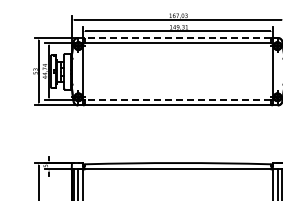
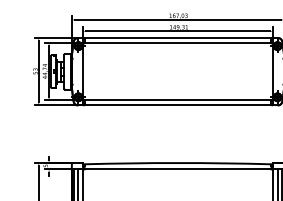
line: dashed -> solid (177, 37)
line: dashed -> solid (177, 100)
